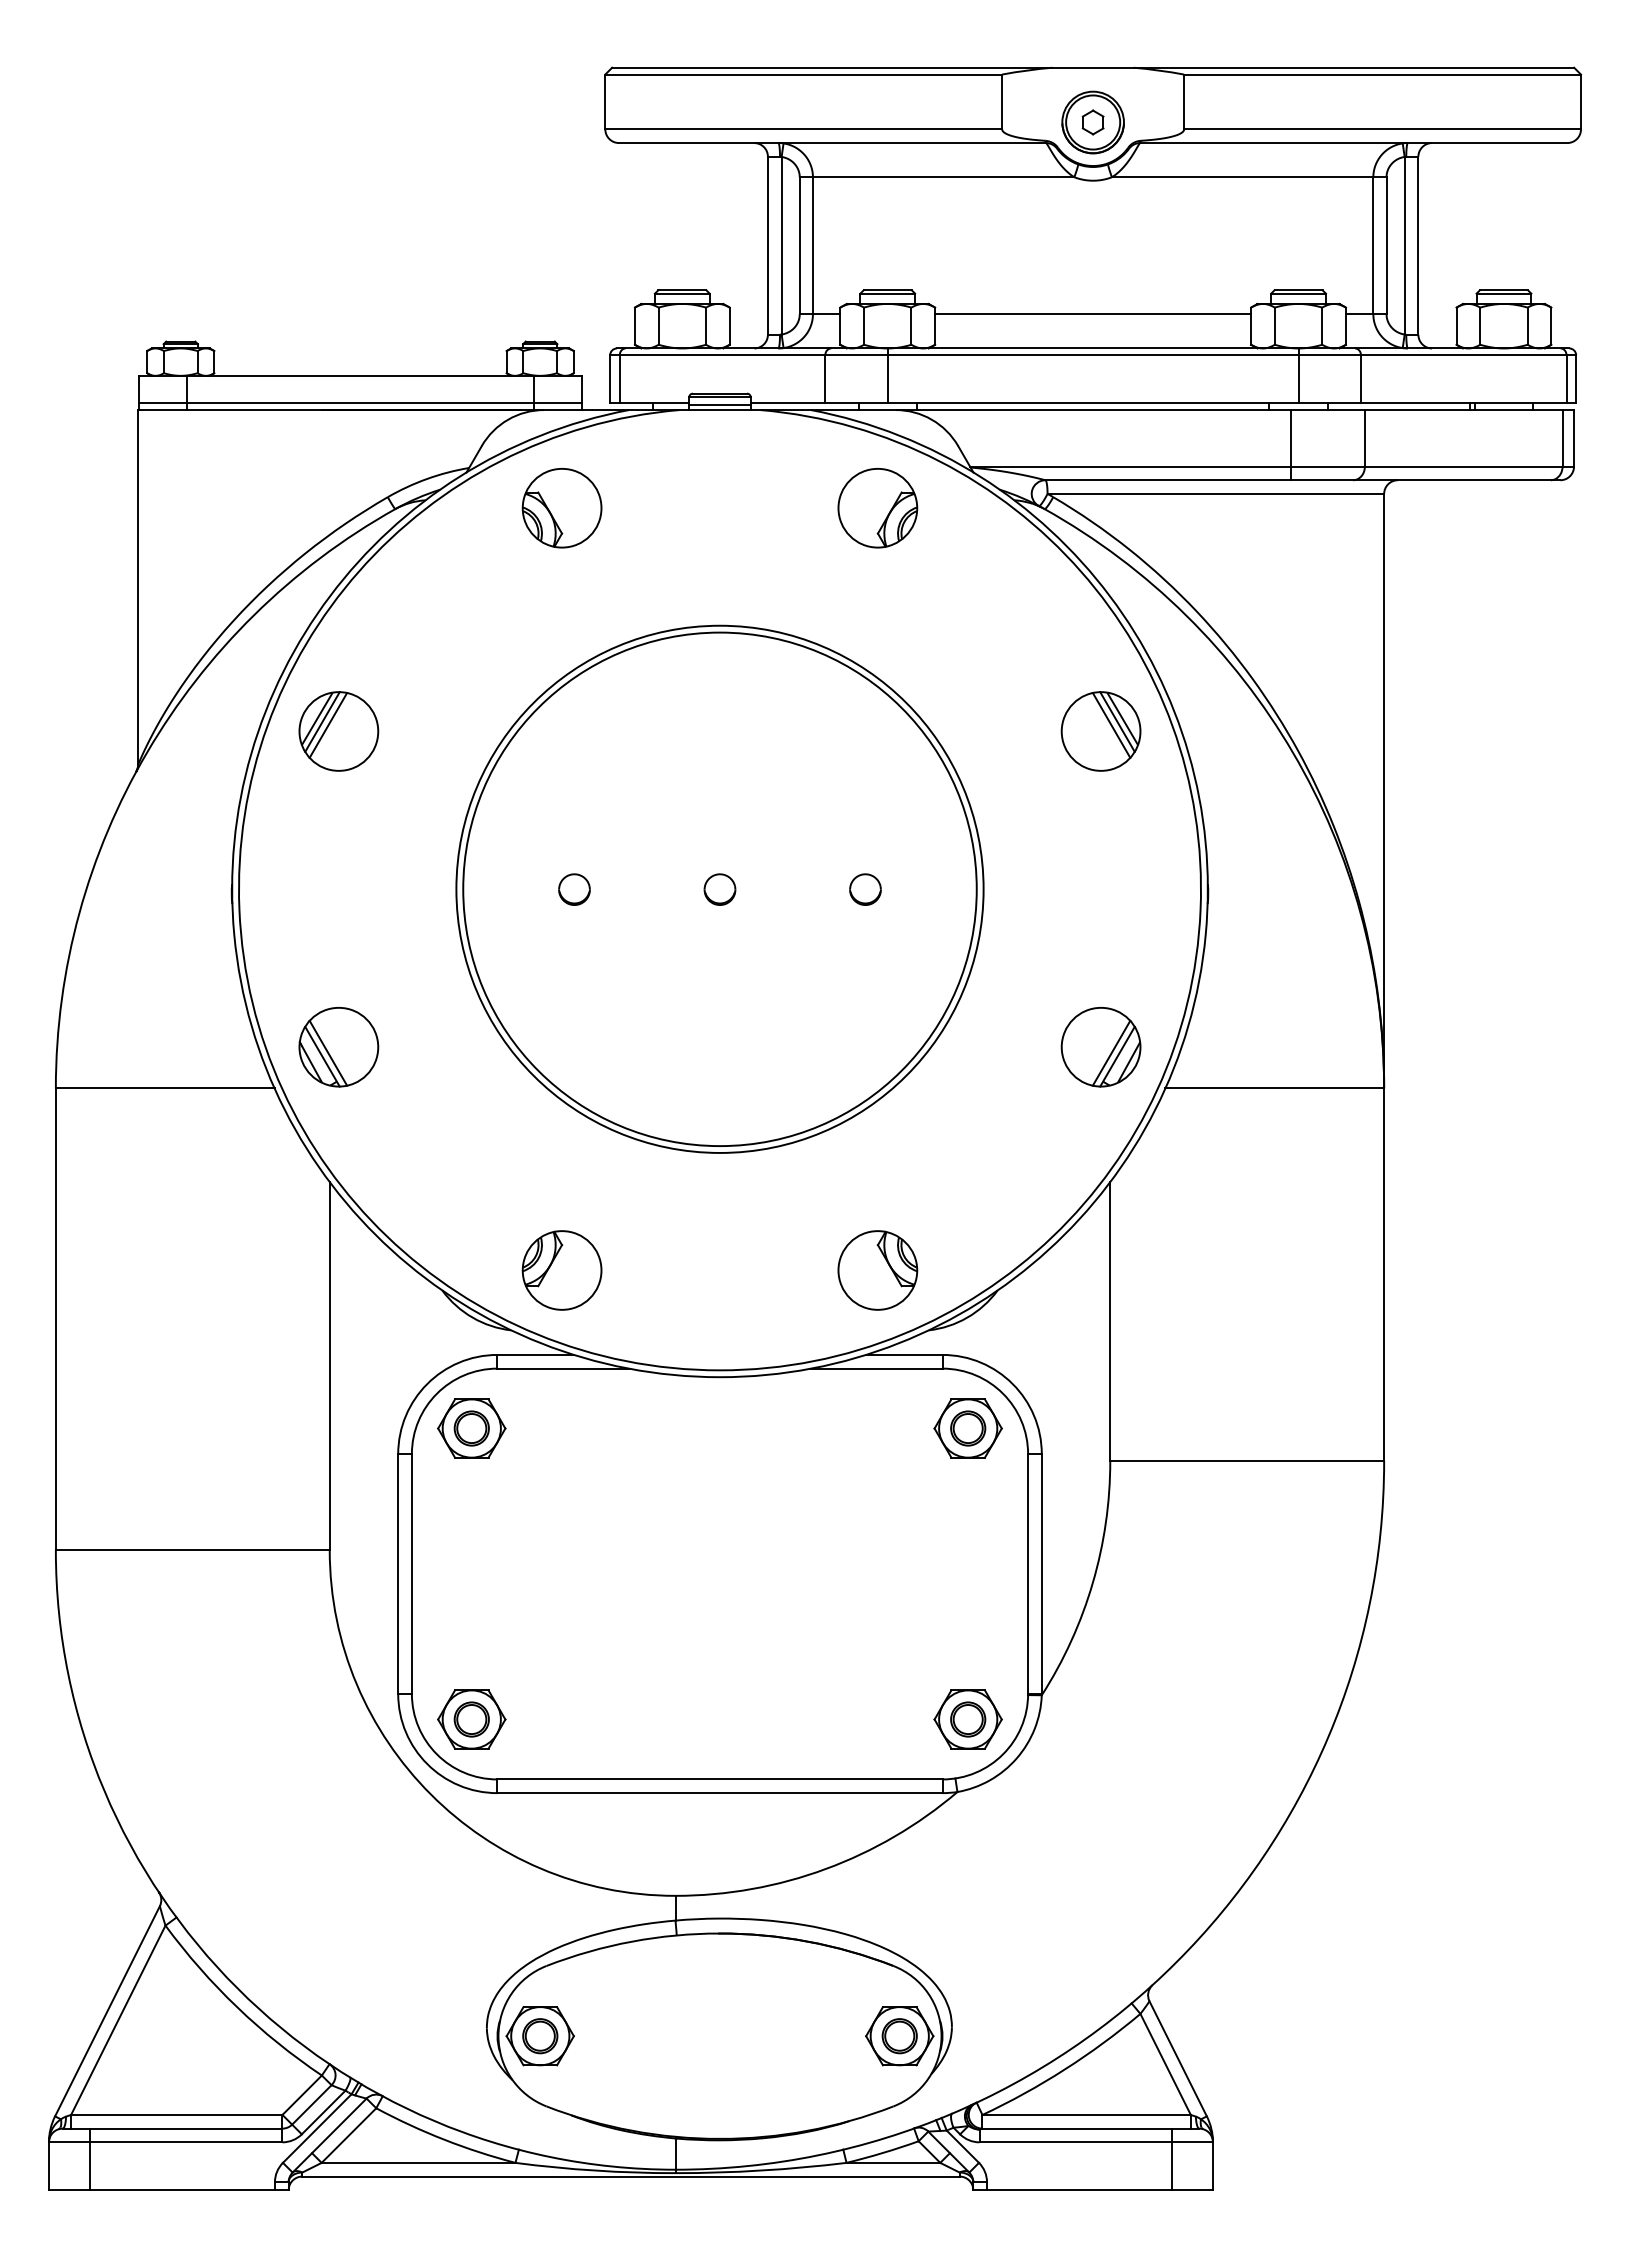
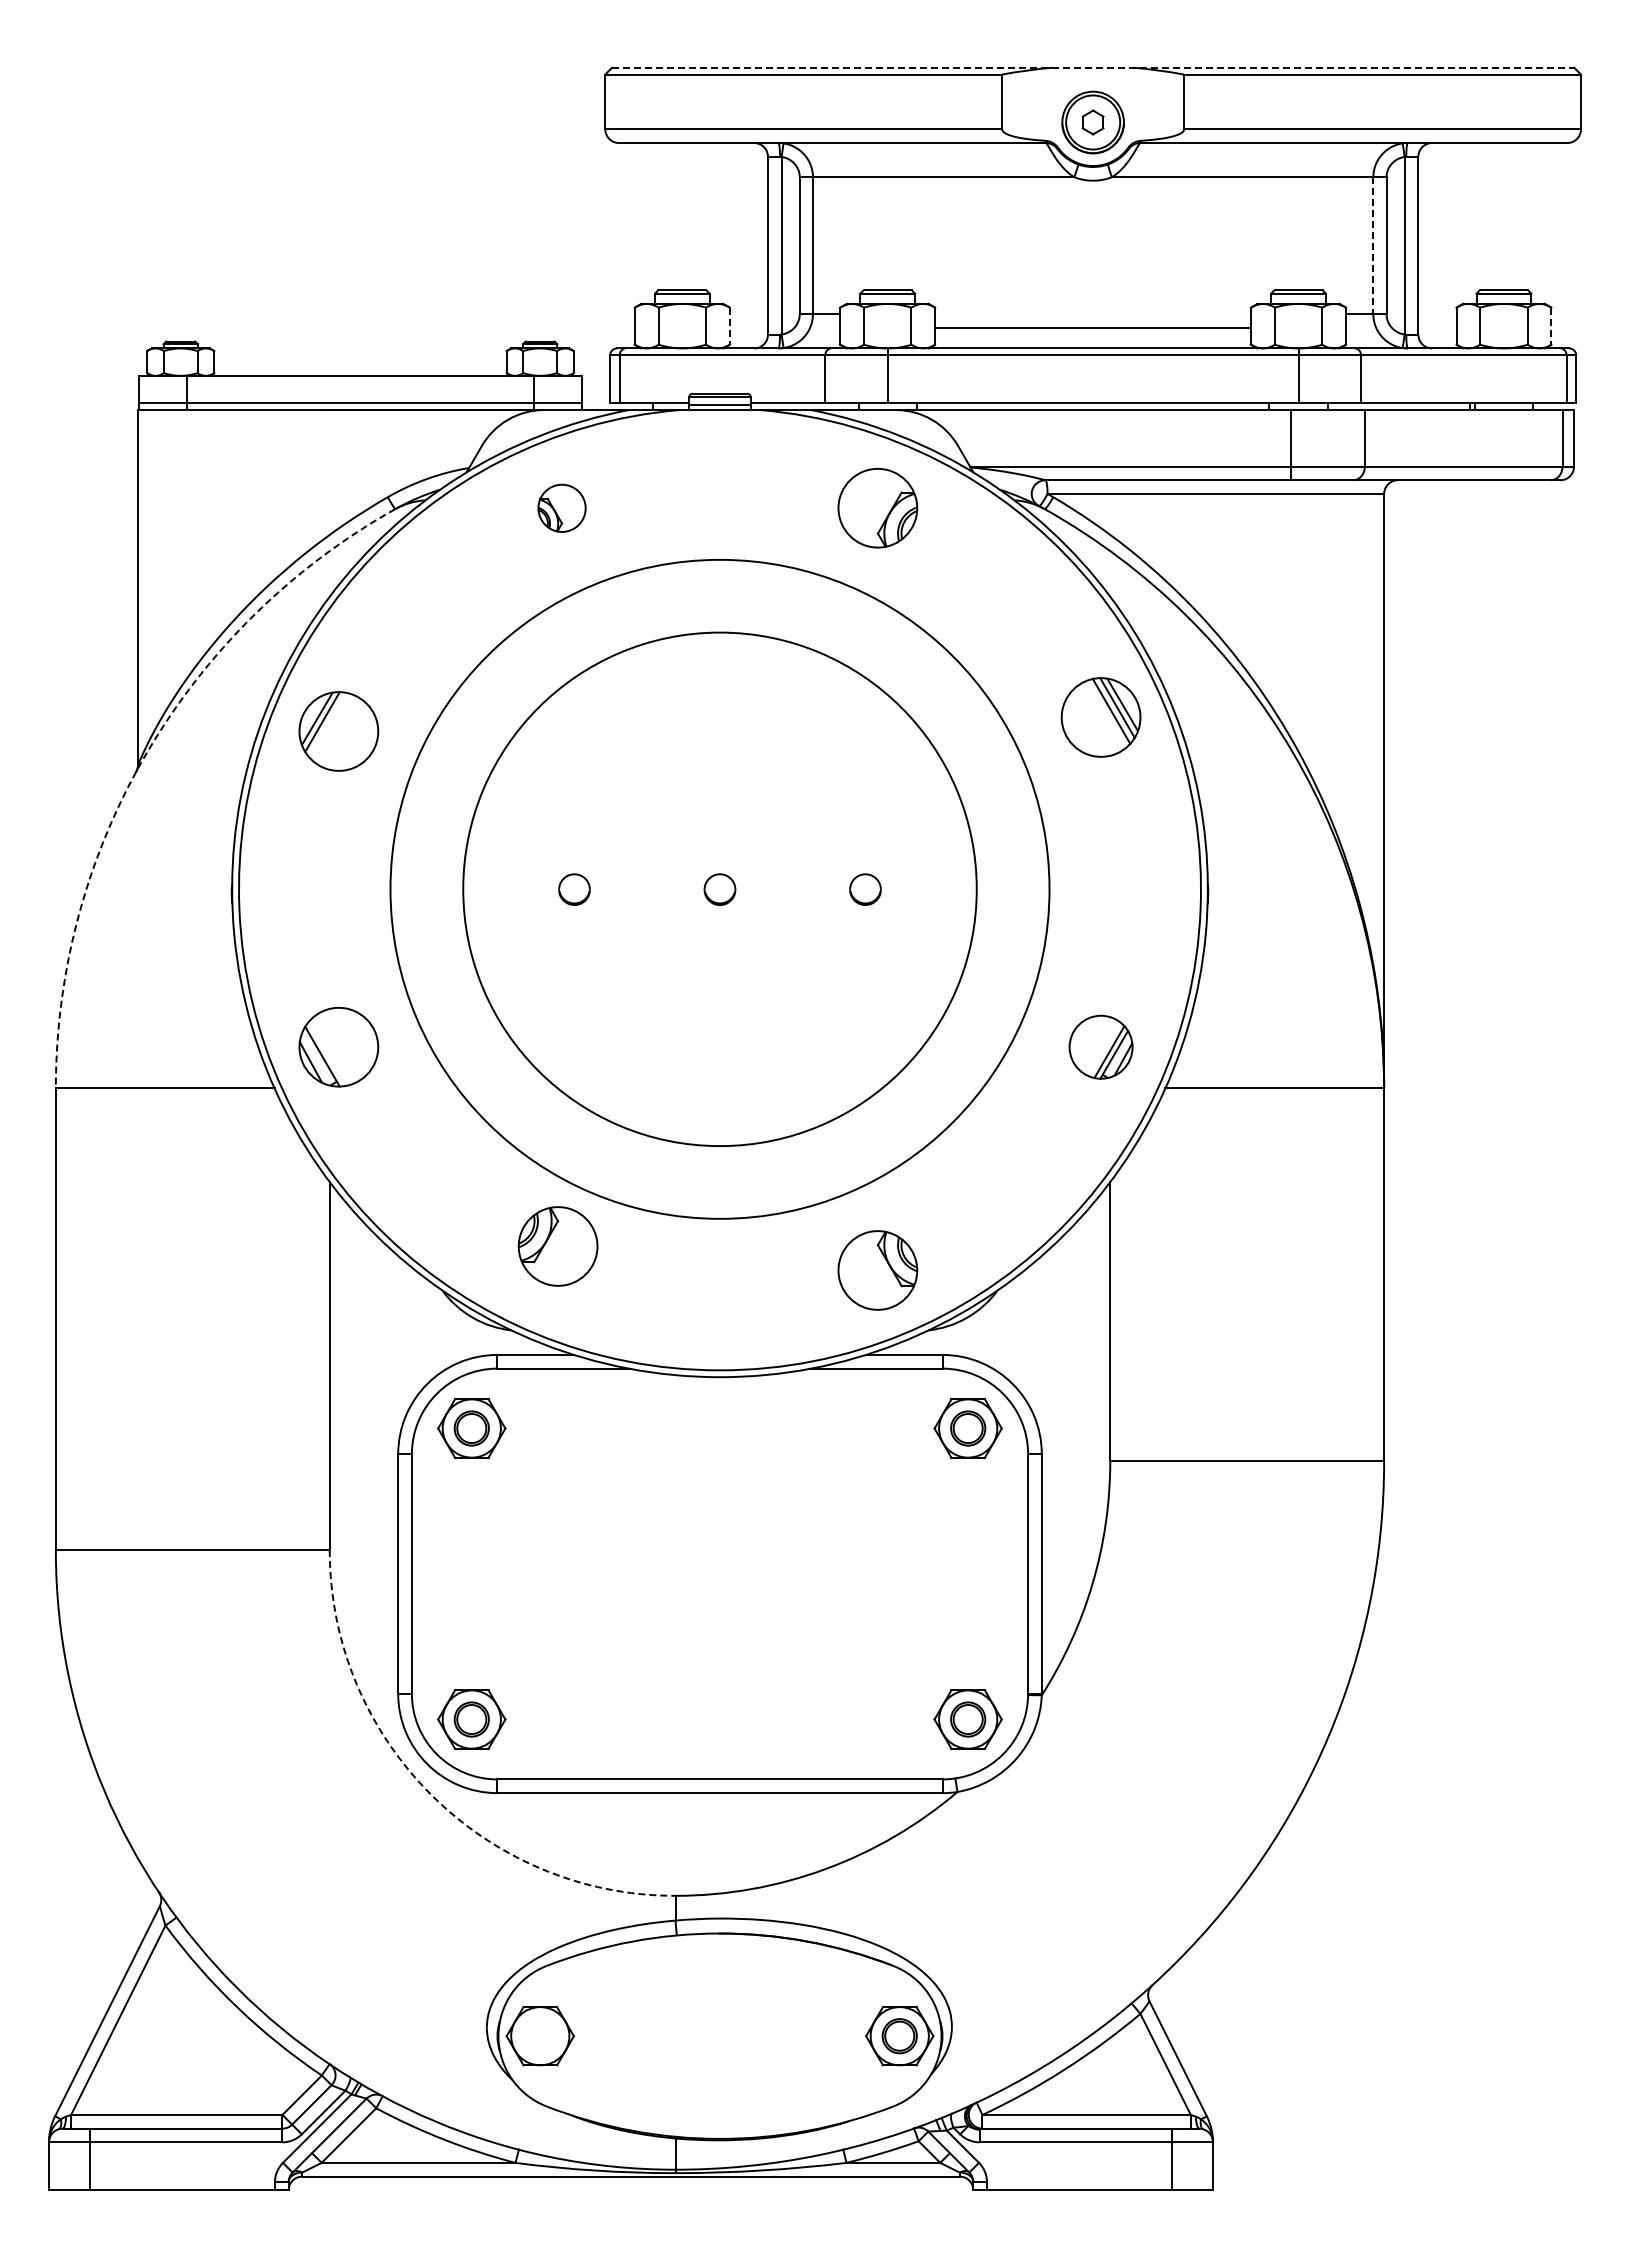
line: solid -> dashed (1093, 67)
line: solid -> dashed (1373, 246)
line position: (1093, 314) -> (1093, 328) (1093, 328)
line: solid -> dashed (729, 326)
line: solid -> dashed (1551, 326)
part size: 82x81 px -> 50x50 px (561, 507)
line: present -> none (328, 724)
part position: (1100, 731) -> (1100, 717) (1100, 717)
arc: solid -> dashed (146, 752)
circle diameter: 527 px -> 659 px (719, 888)
part size: 82x81 px -> 66x66 px (1100, 1046)
line: present -> none (328, 1052)
part position: (561, 1270) -> (557, 1246) (557, 1246)
arc: solid -> dashed (431, 1794)
part: present -> none (540, 2036)
